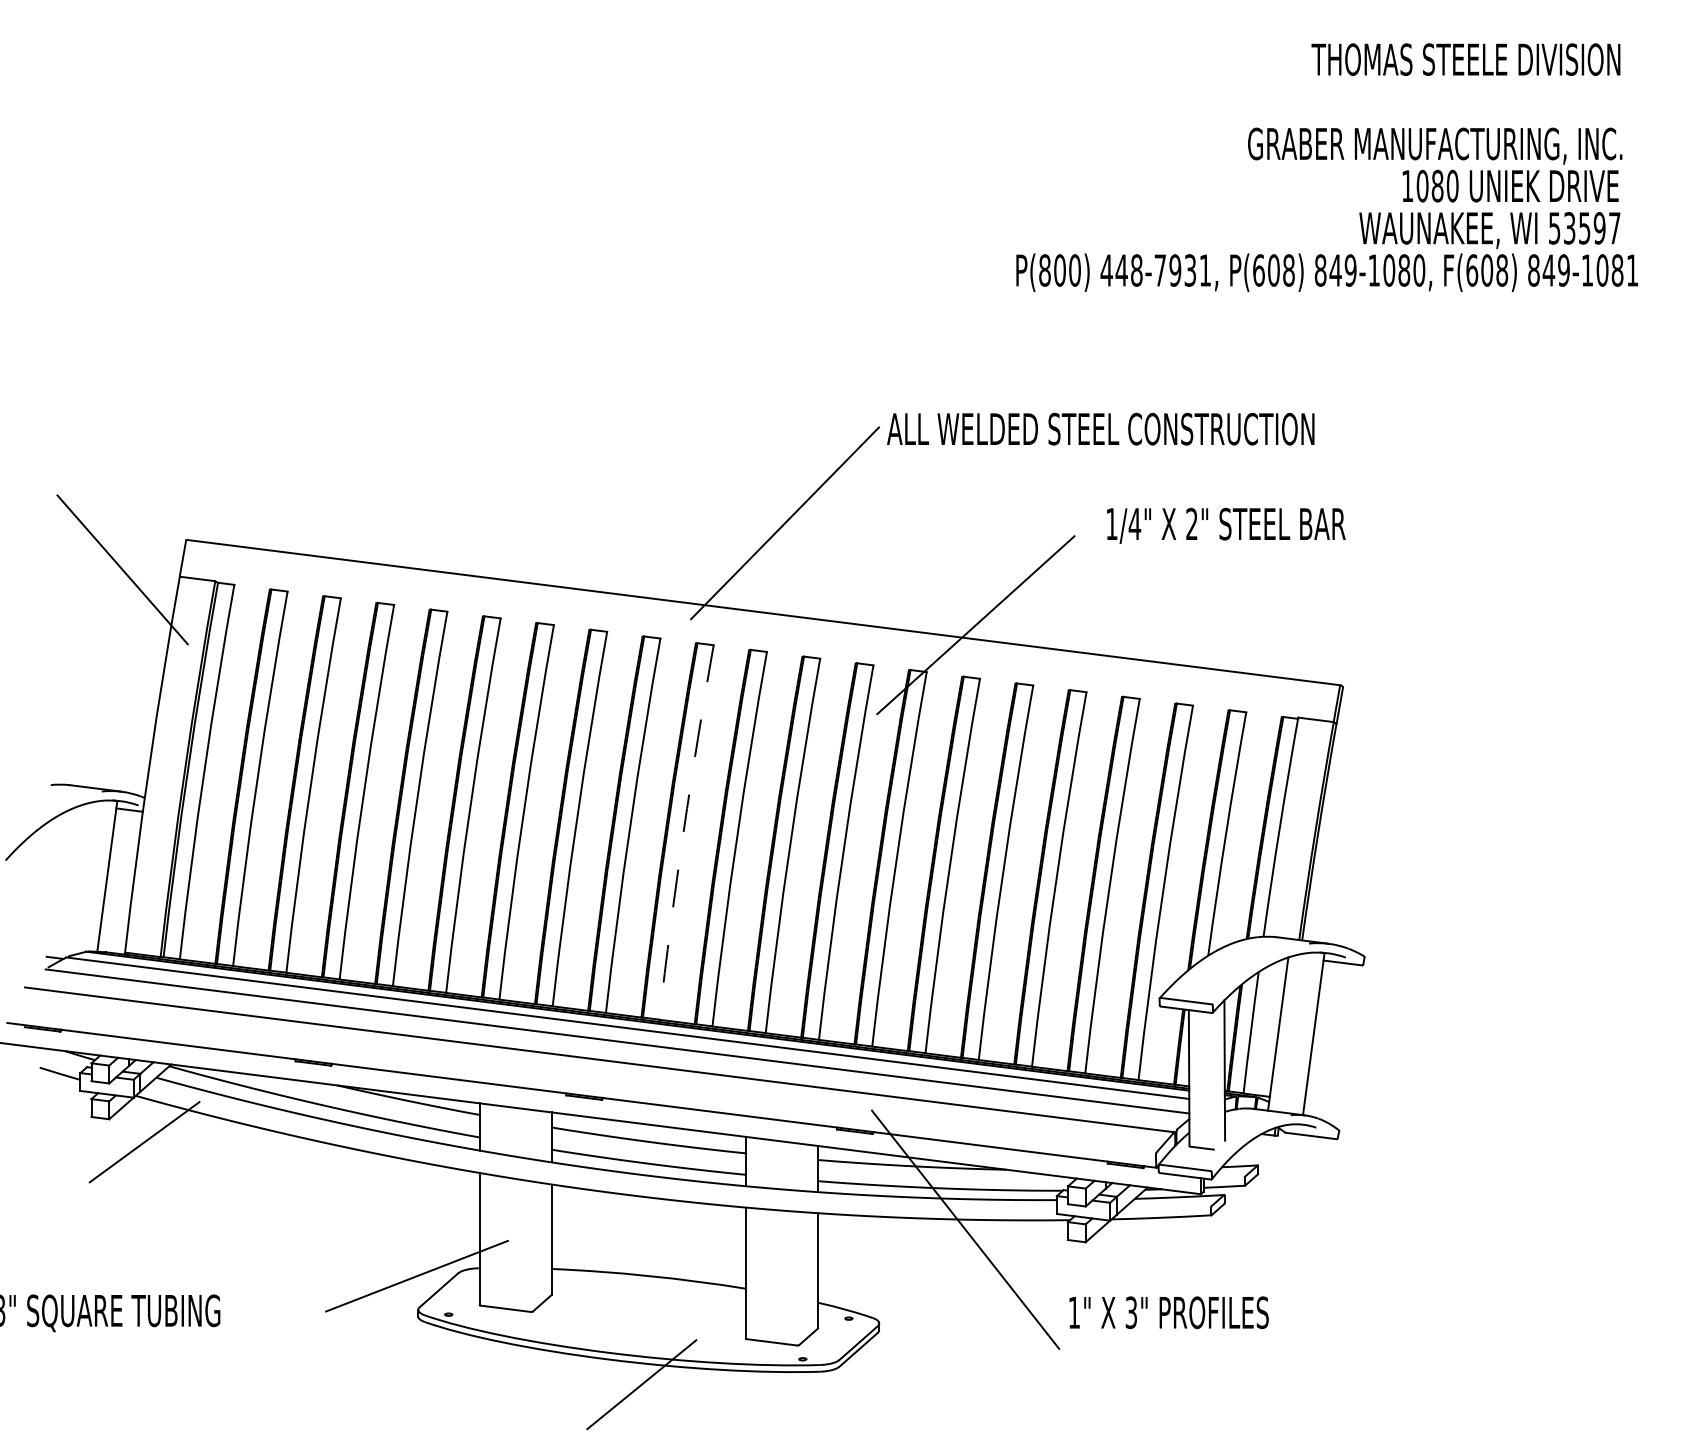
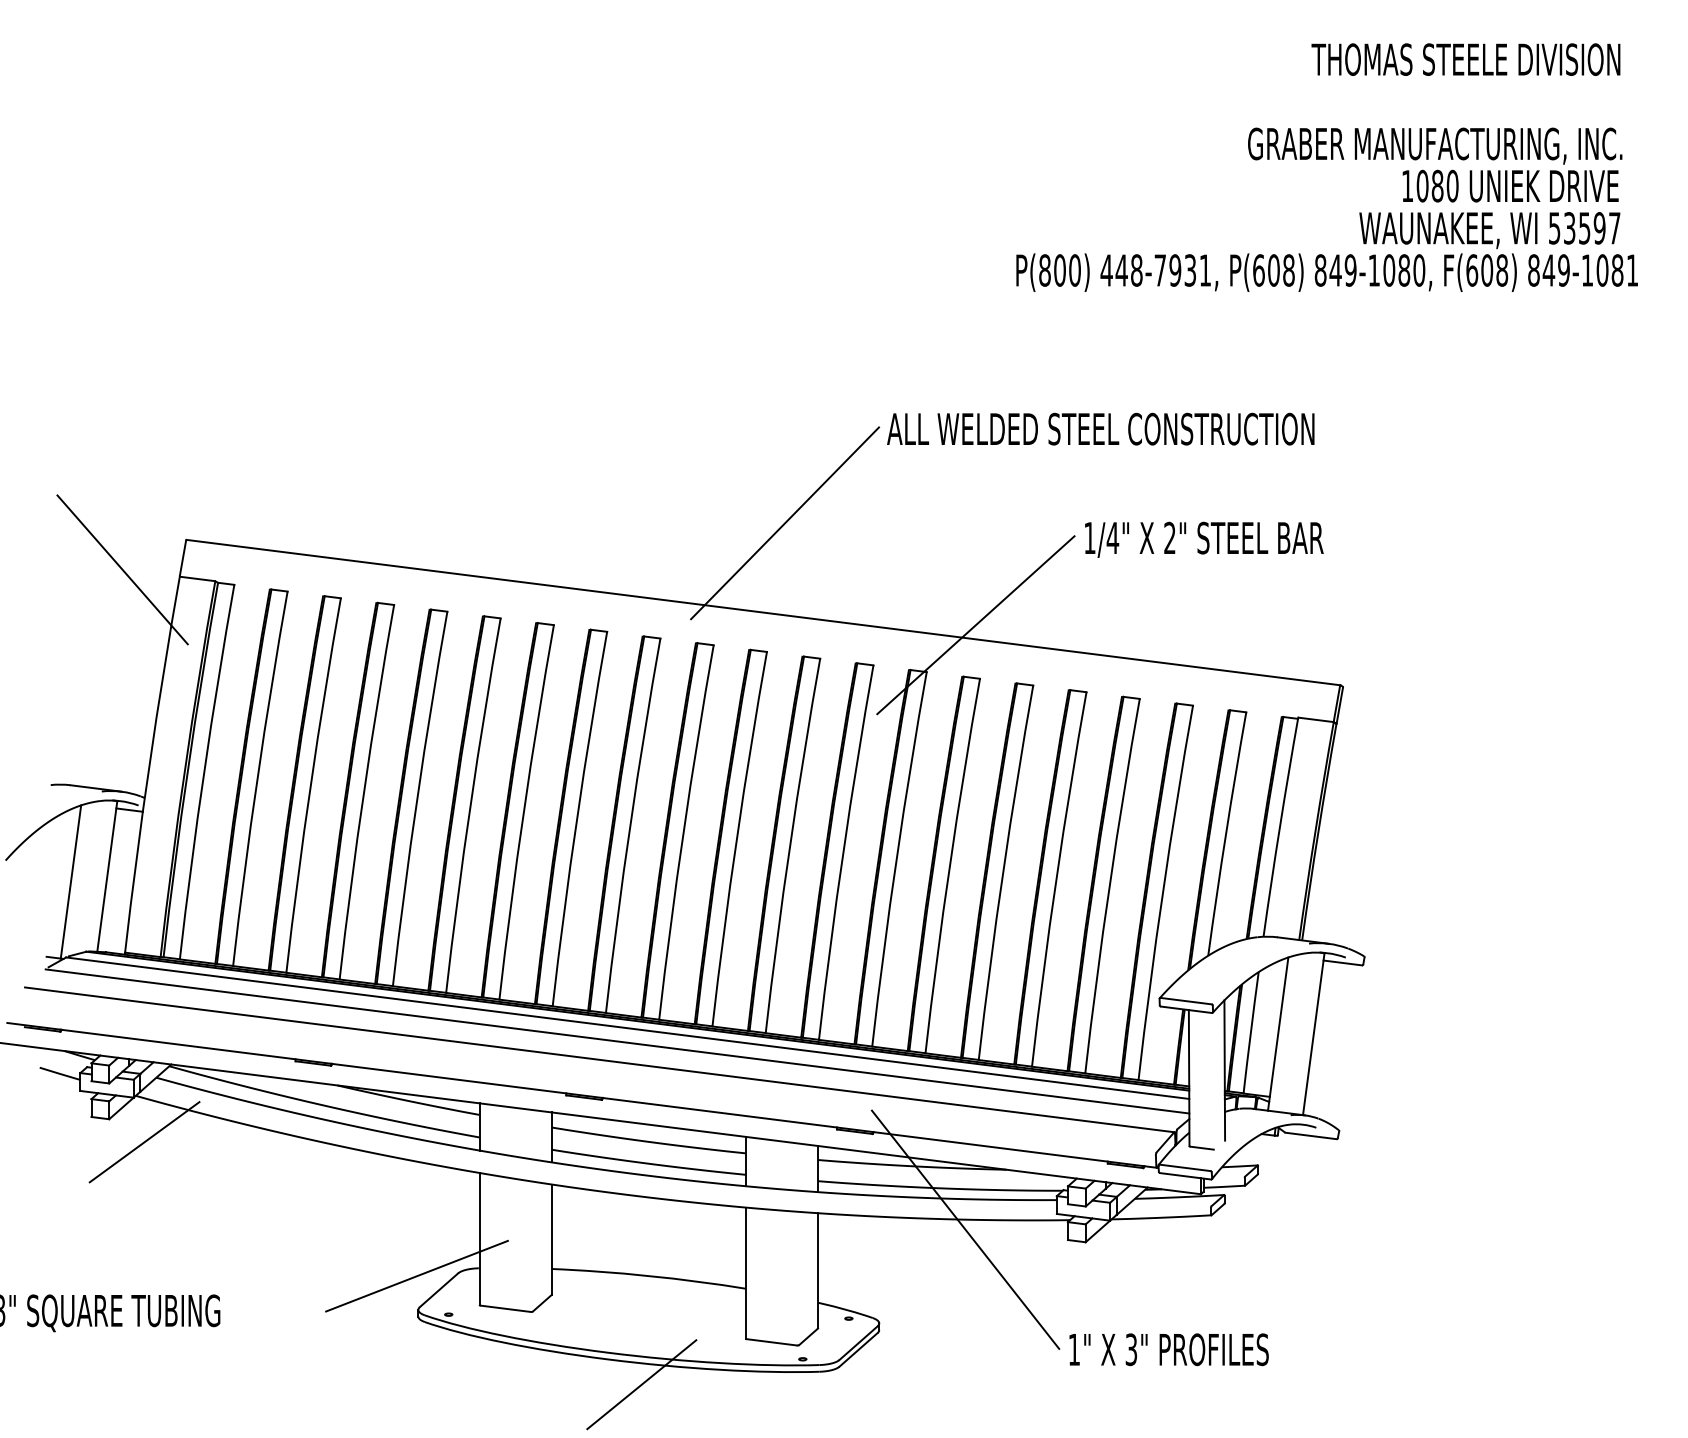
text position: (1226, 525) -> (1204, 539) (1204, 539)
arc: dashed -> solid (683, 831)
line: none -> present (70, 881)
text position: (1168, 1312) -> (1168, 1349) (1168, 1349)
